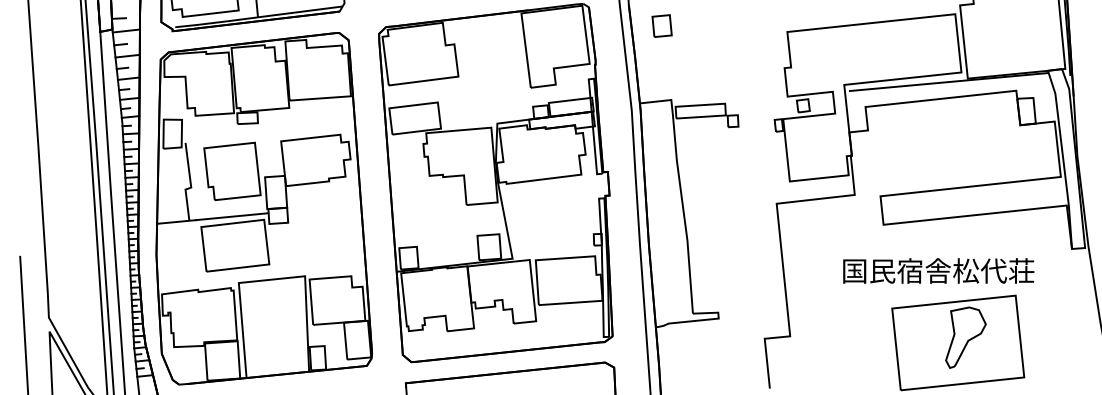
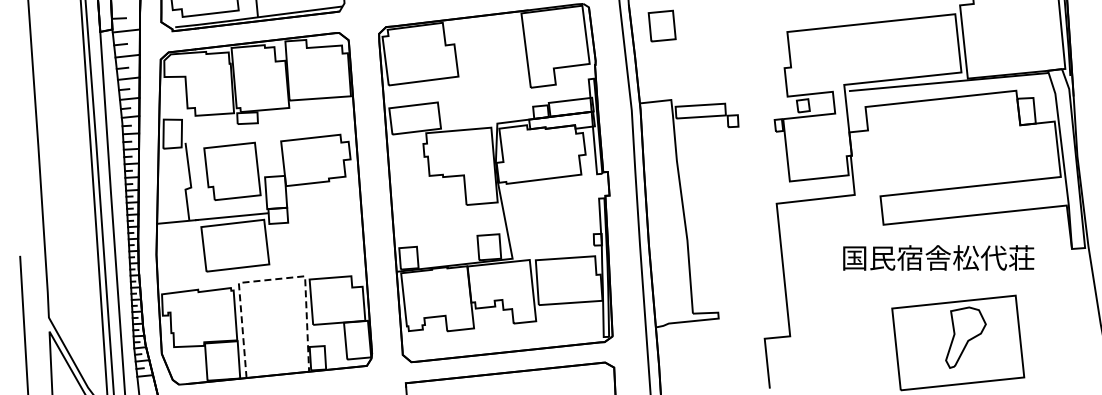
part size: 22x24 px -> 30x34 px (661, 25)
text position: (938, 270) -> (938, 257) (938, 257)
line: solid -> dashed (272, 279)
